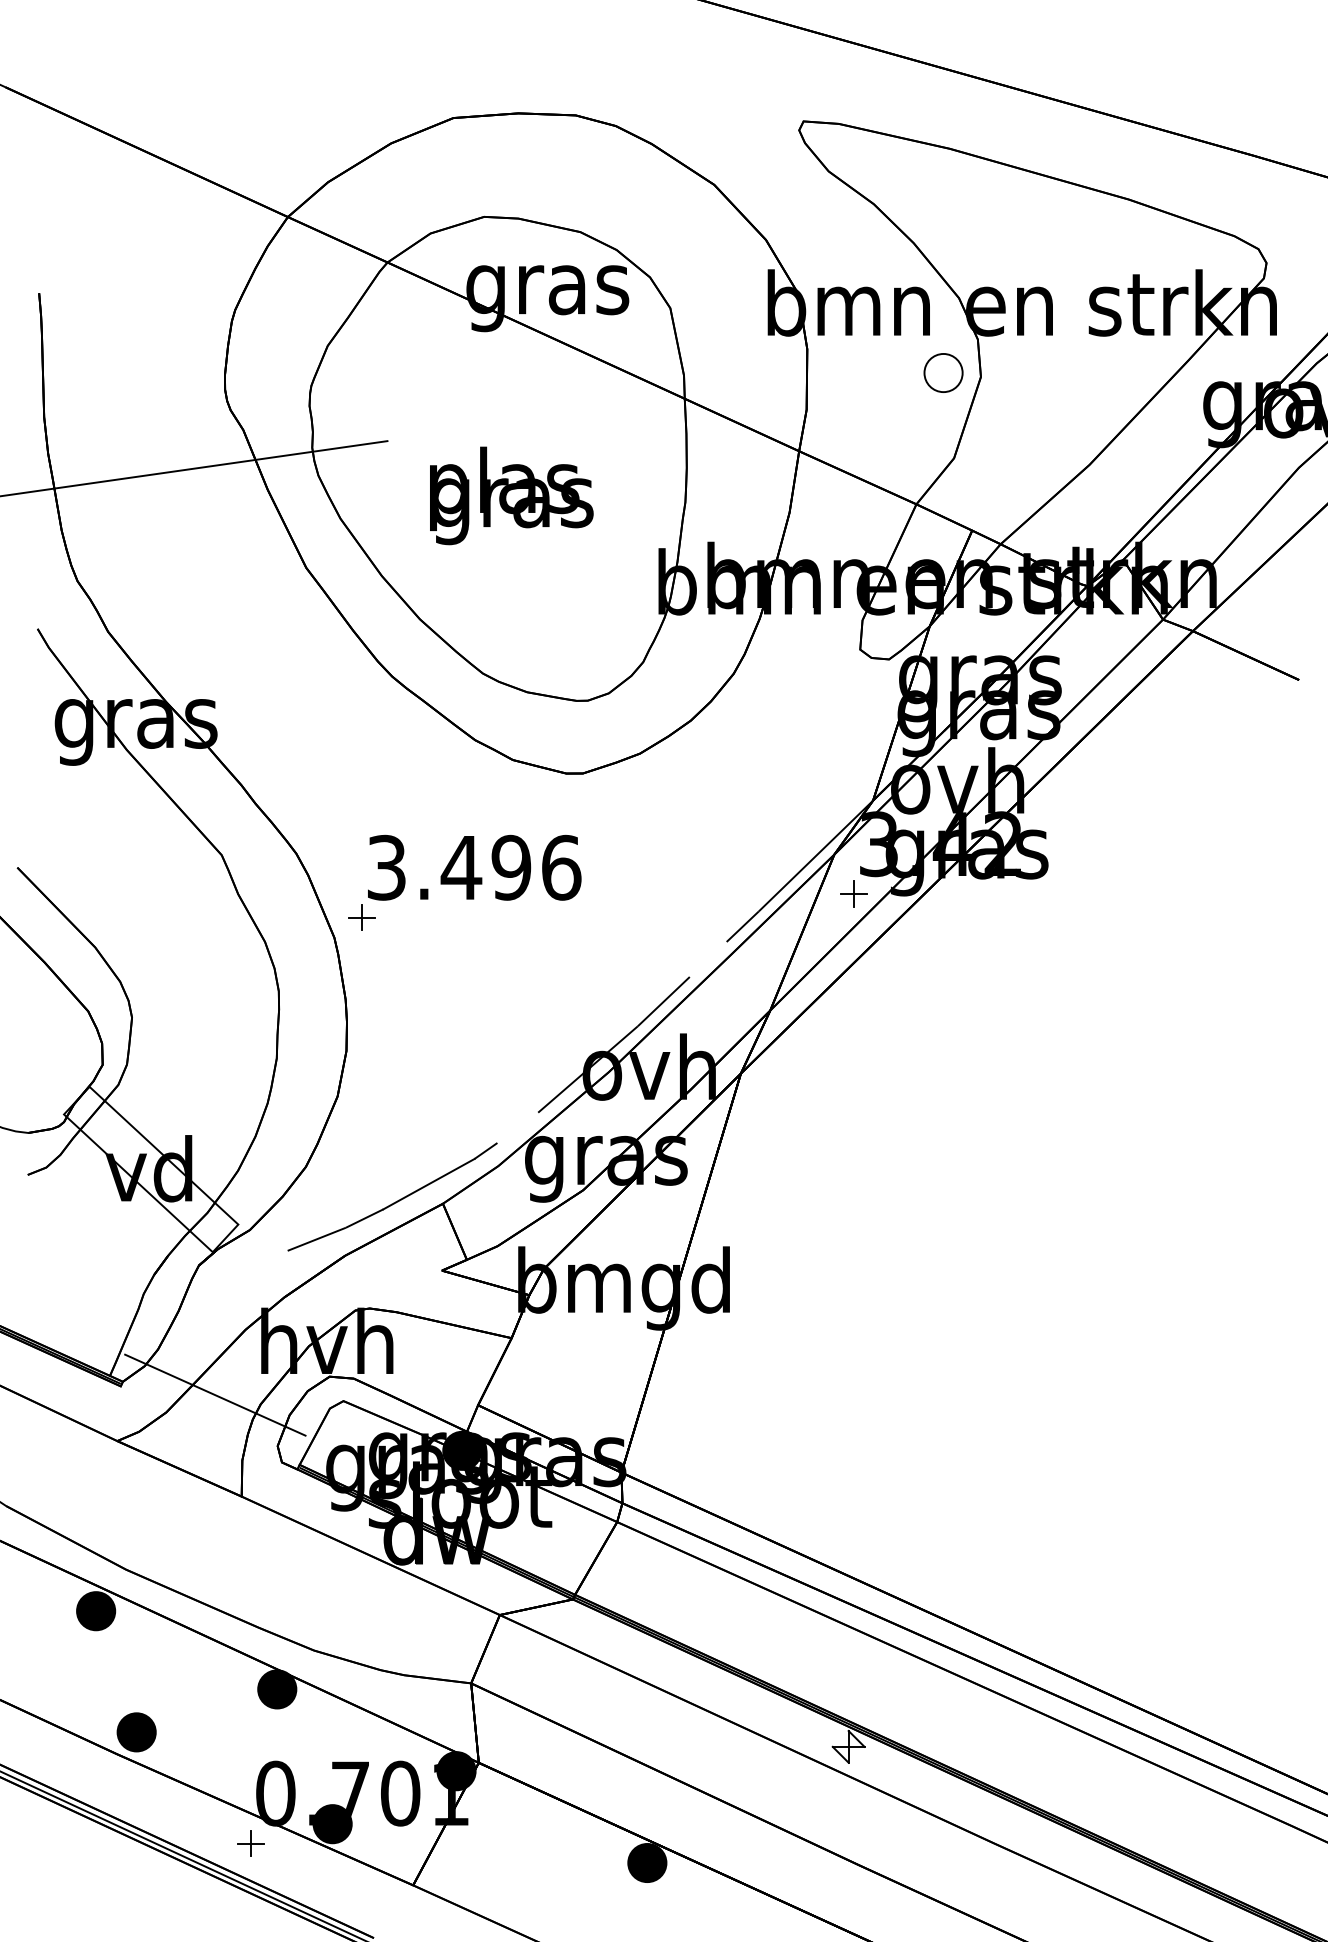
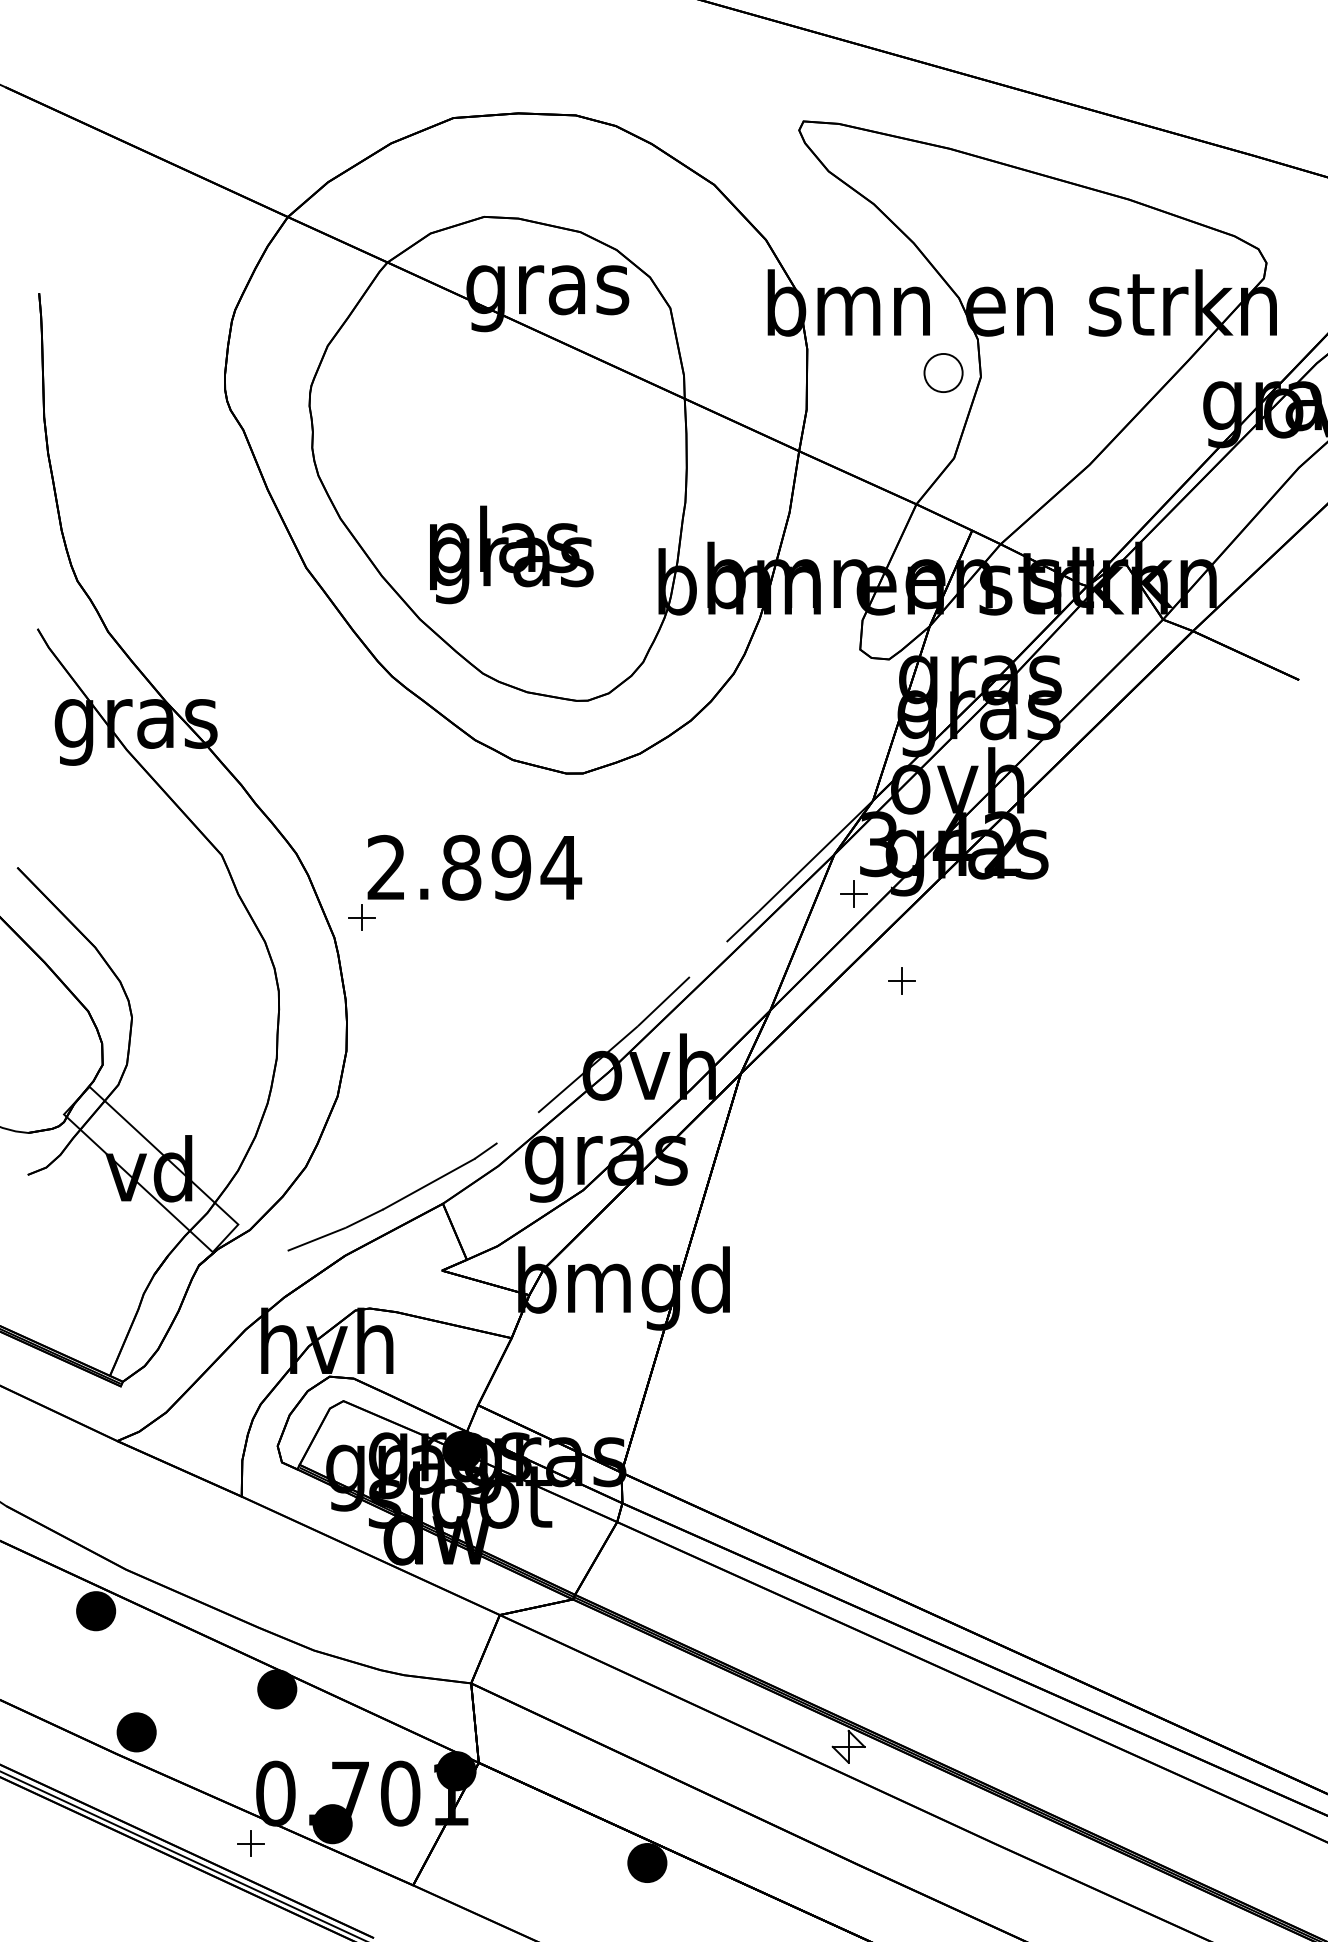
line: present -> none (194, 468)
text position: (511, 495) -> (511, 554) (511, 554)
text: 3.496 -> 2.894 (474, 867)
part: none -> present (901, 980)
line: present -> none (215, 1394)
